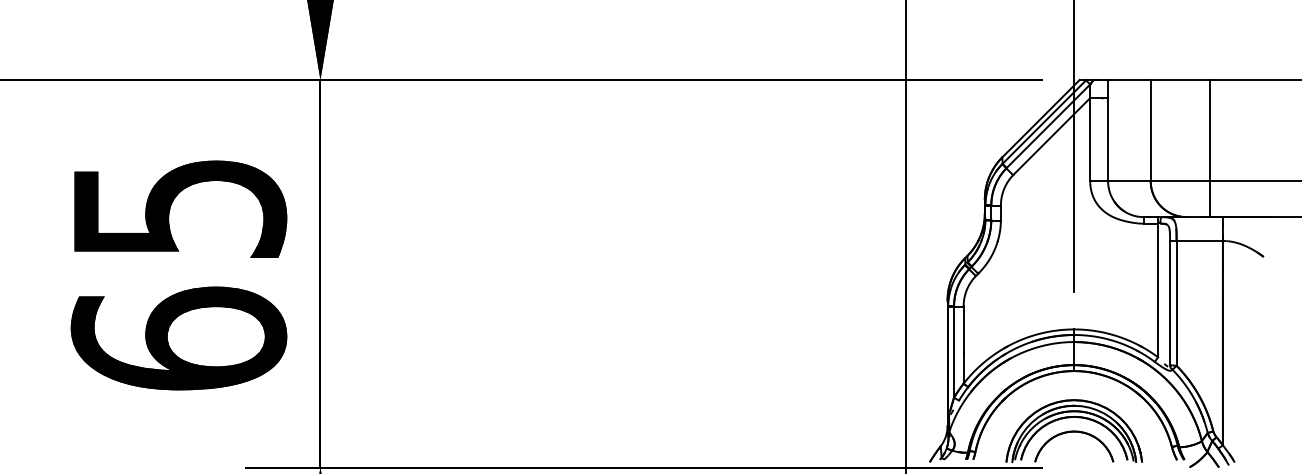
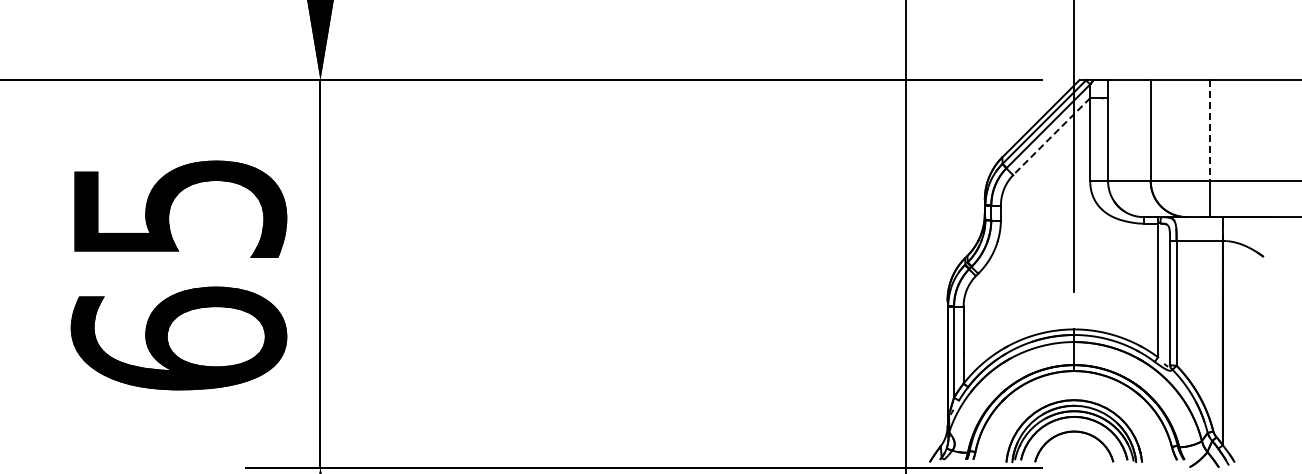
line: solid -> dashed (1210, 130)
line: solid -> dashed (1051, 136)
